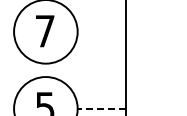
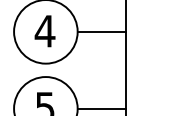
text: 7 -> 4 (44, 31)
line: none -> present (101, 31)
line: dashed -> solid (101, 108)
